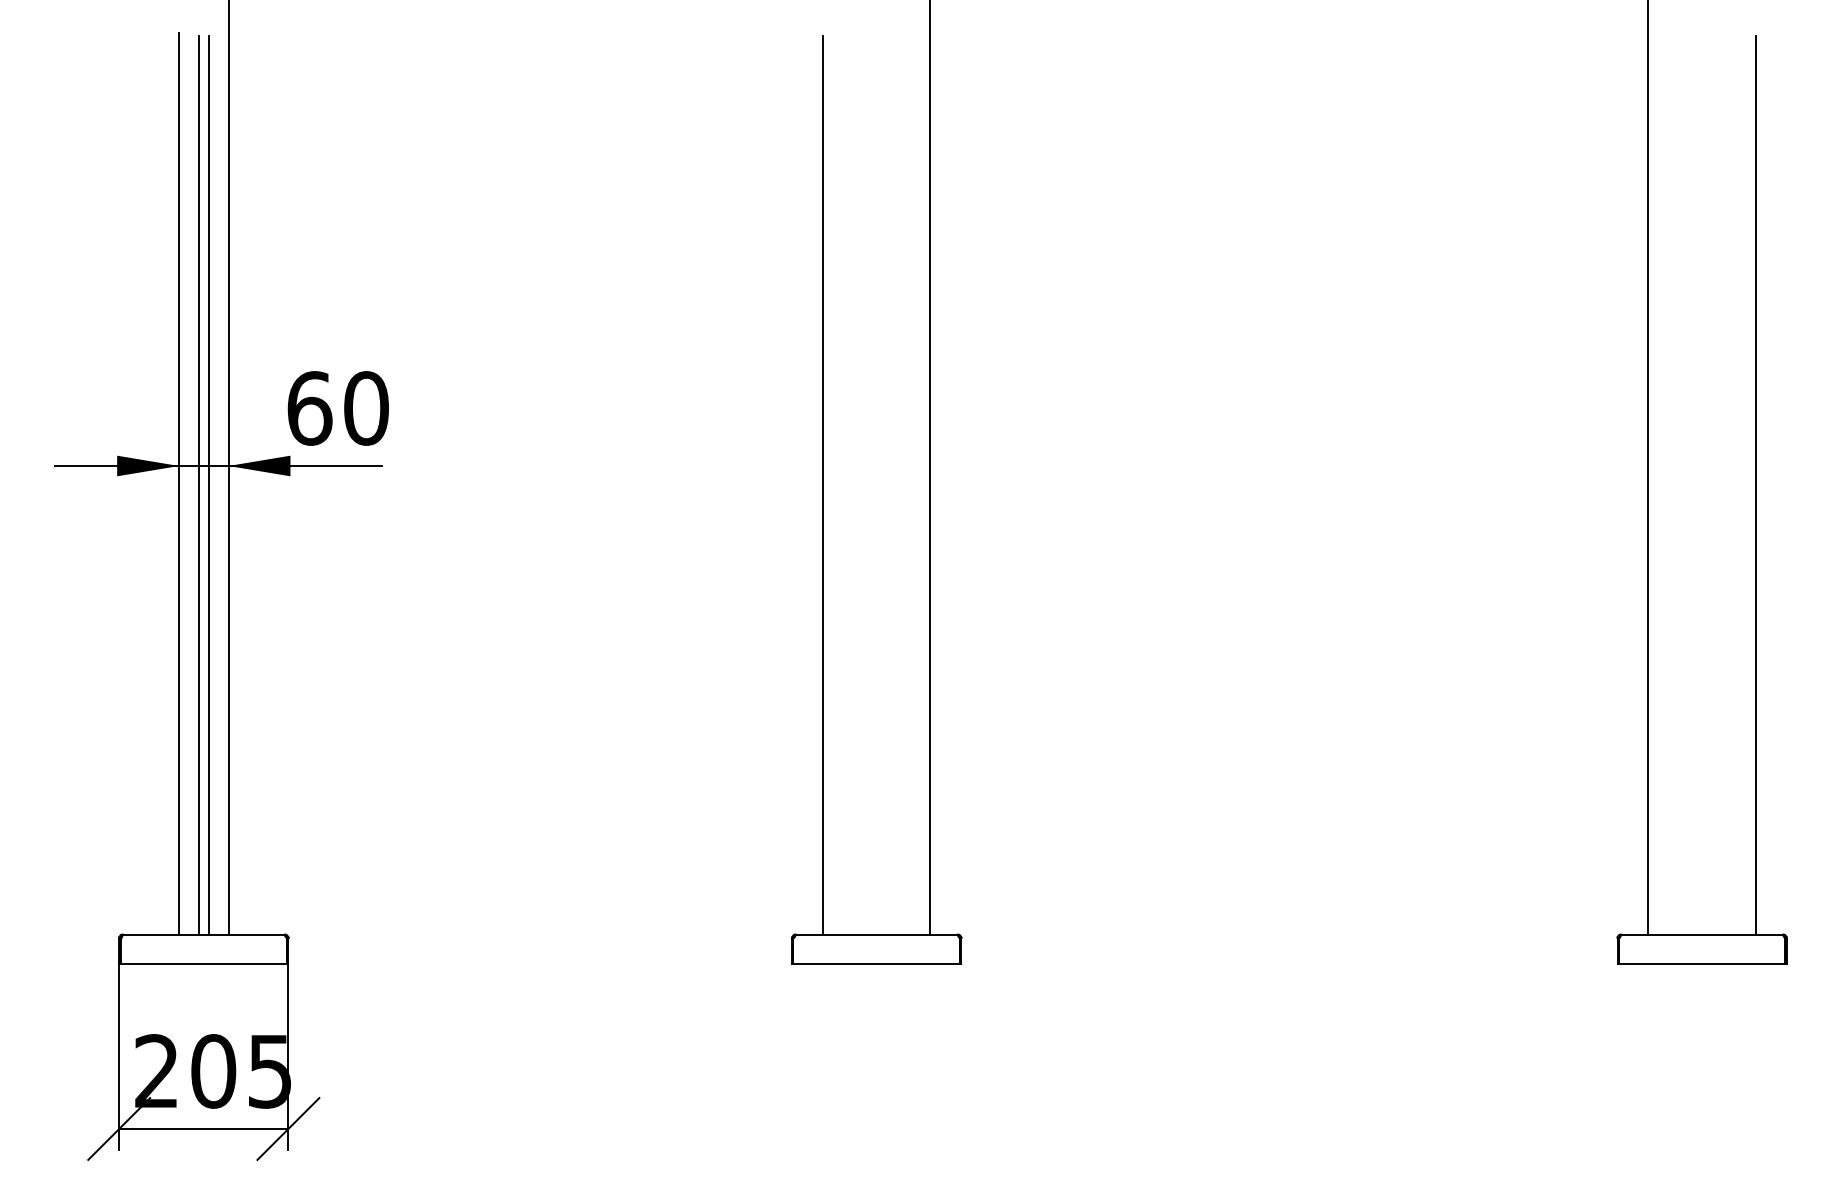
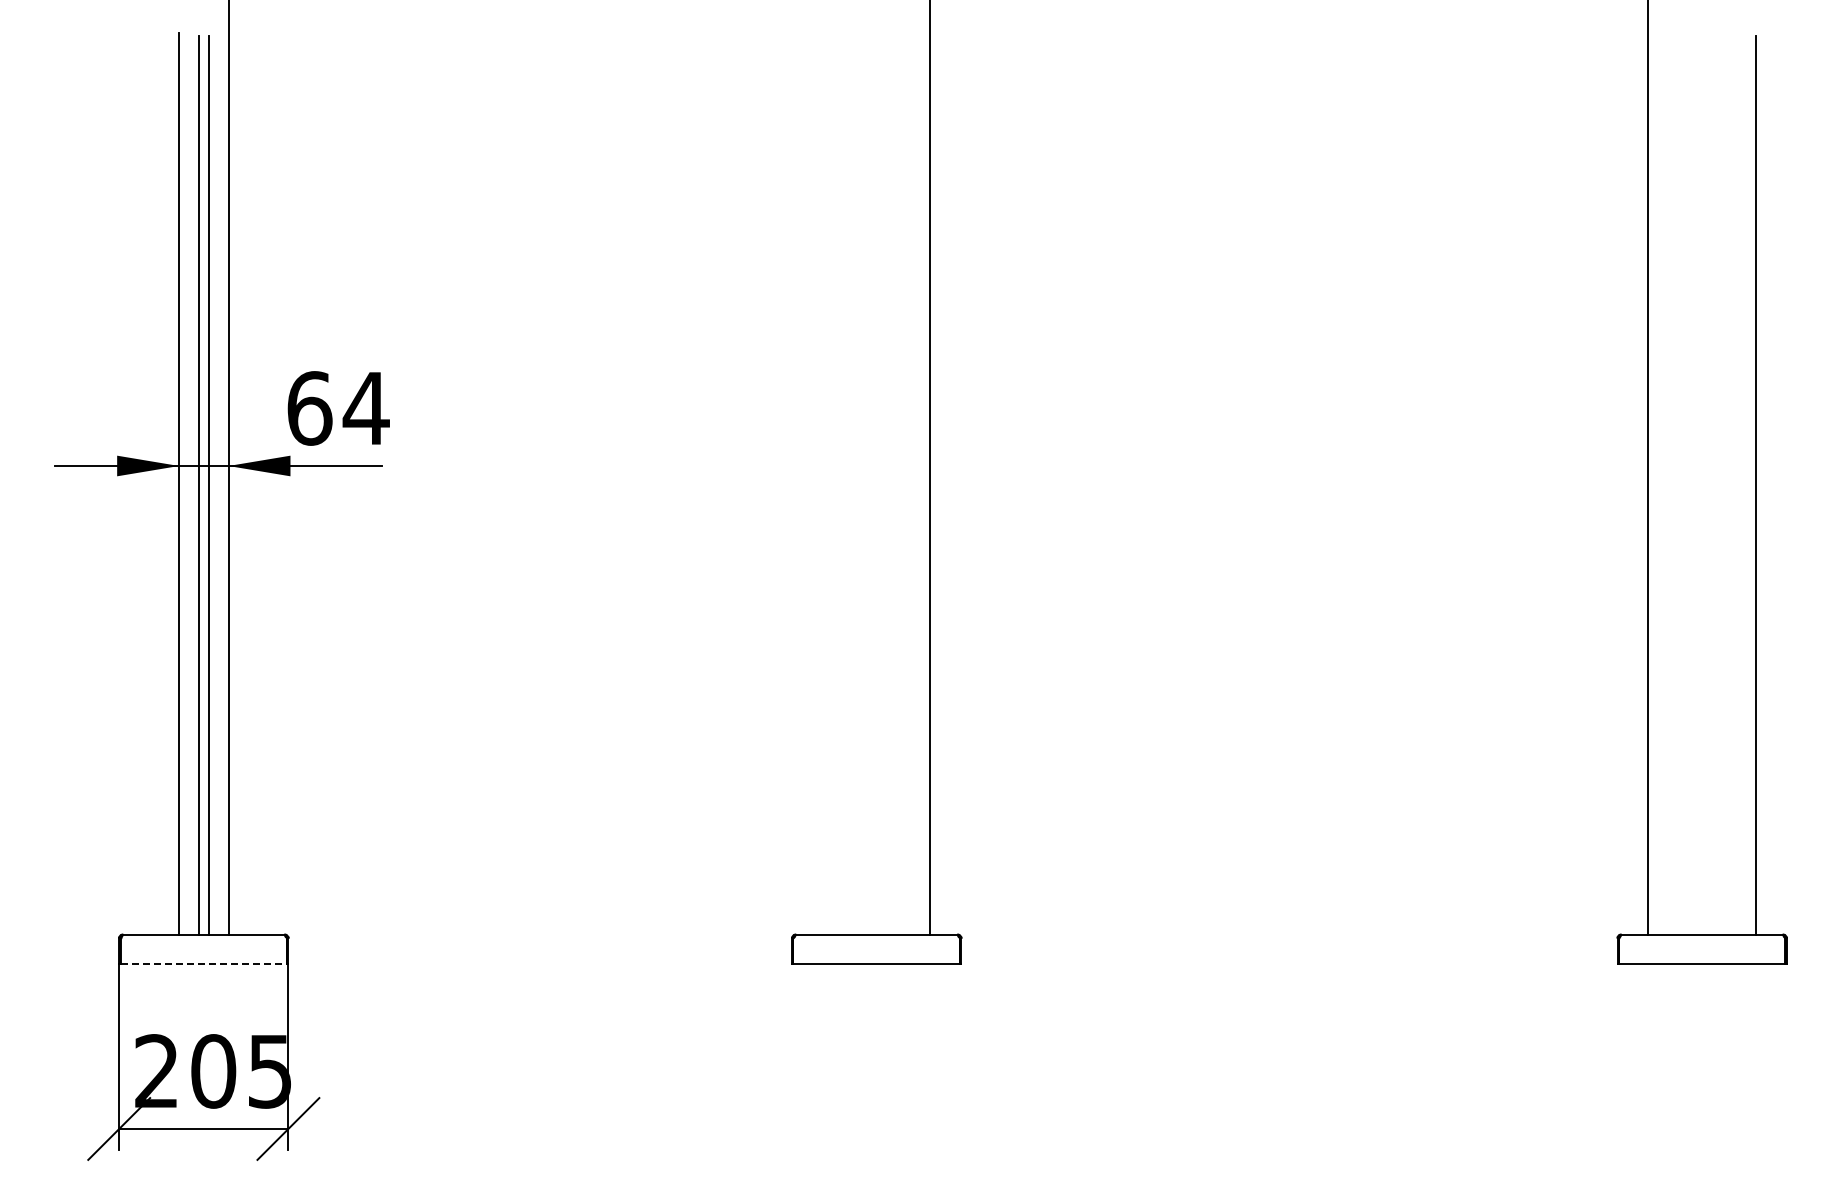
text: 60 -> 64 (365, 408)
line: present -> none (823, 484)
line: solid -> dashed (204, 963)
